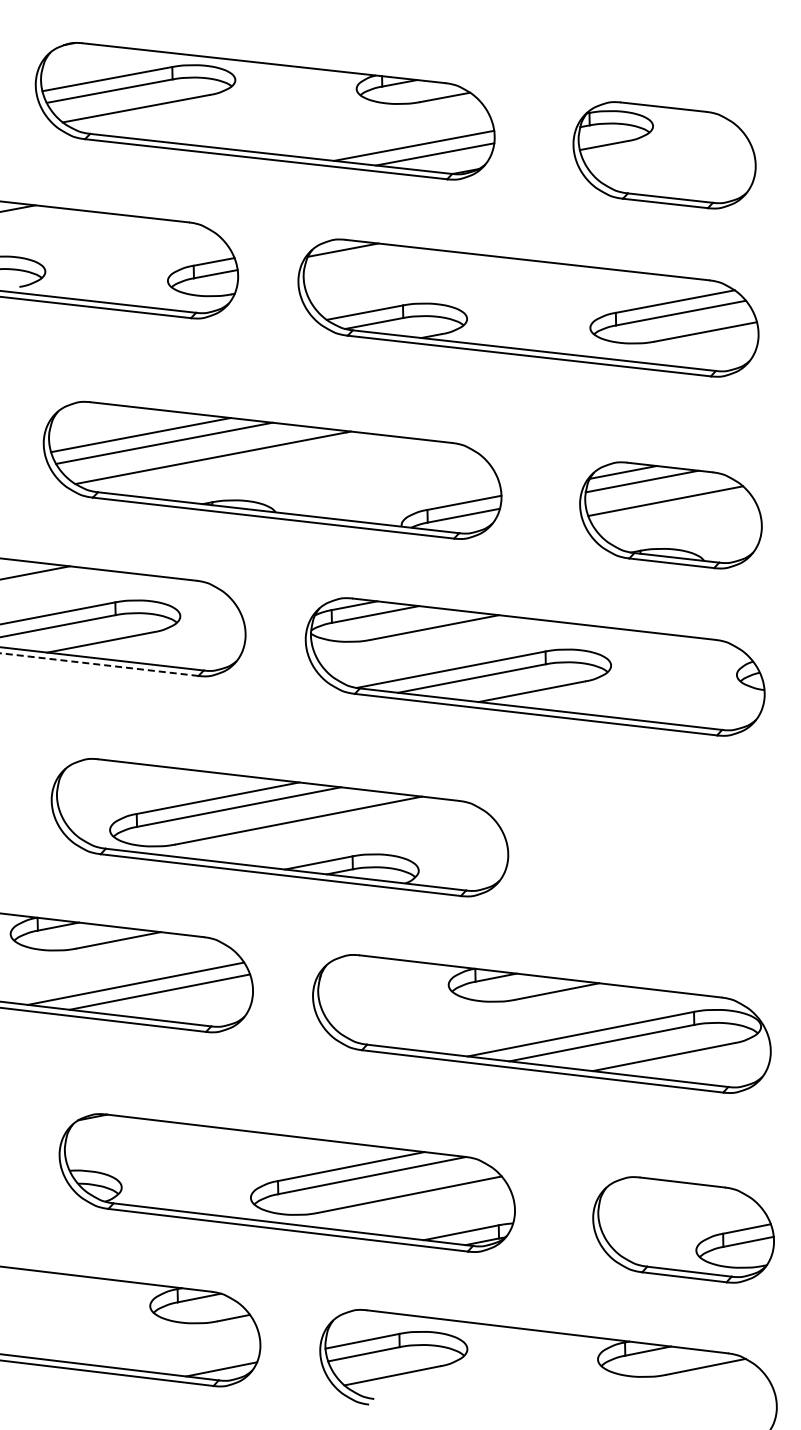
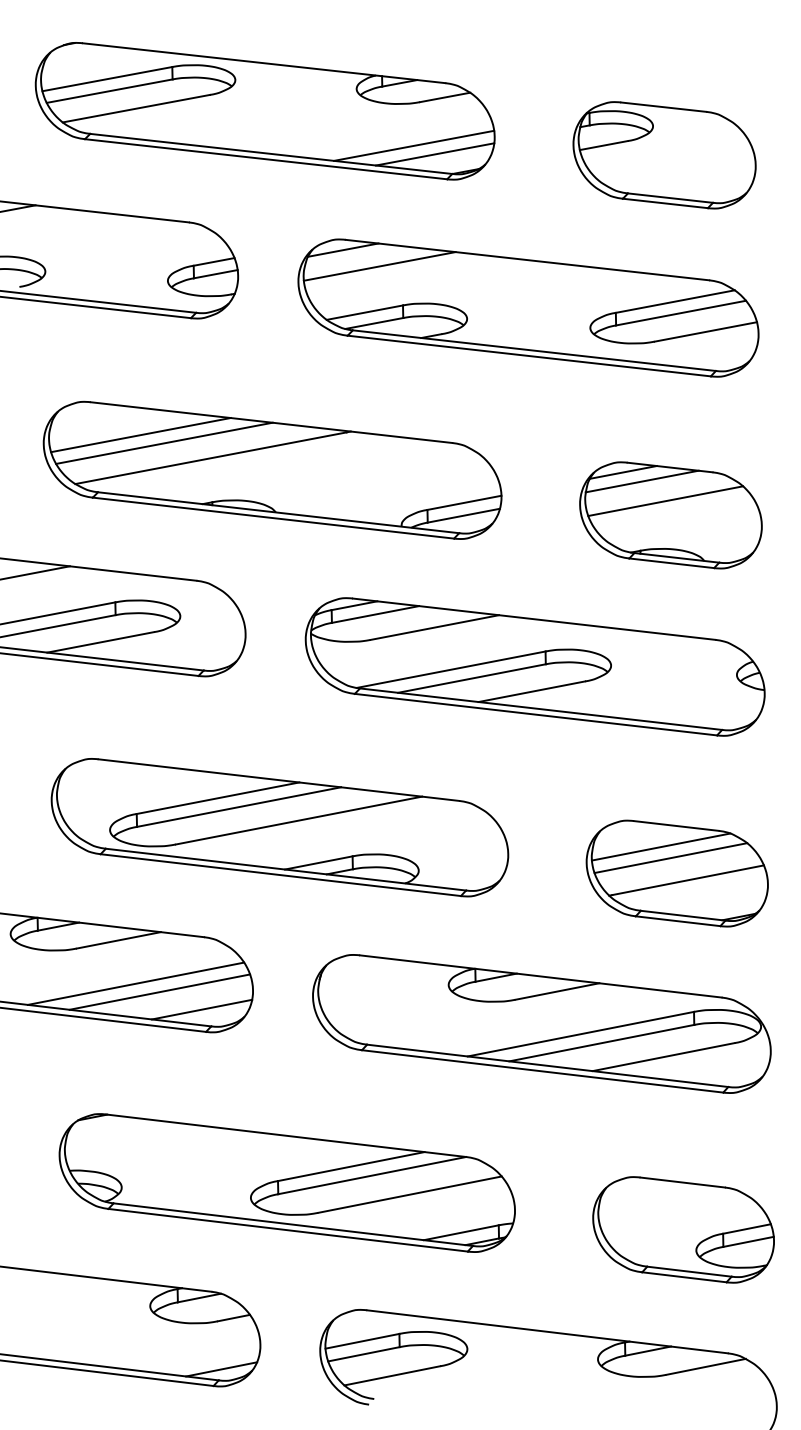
line: none -> present (379, 266)
line: dashed -> solid (99, 664)
part: none -> present (676, 873)
line: none -> present (202, 1009)
